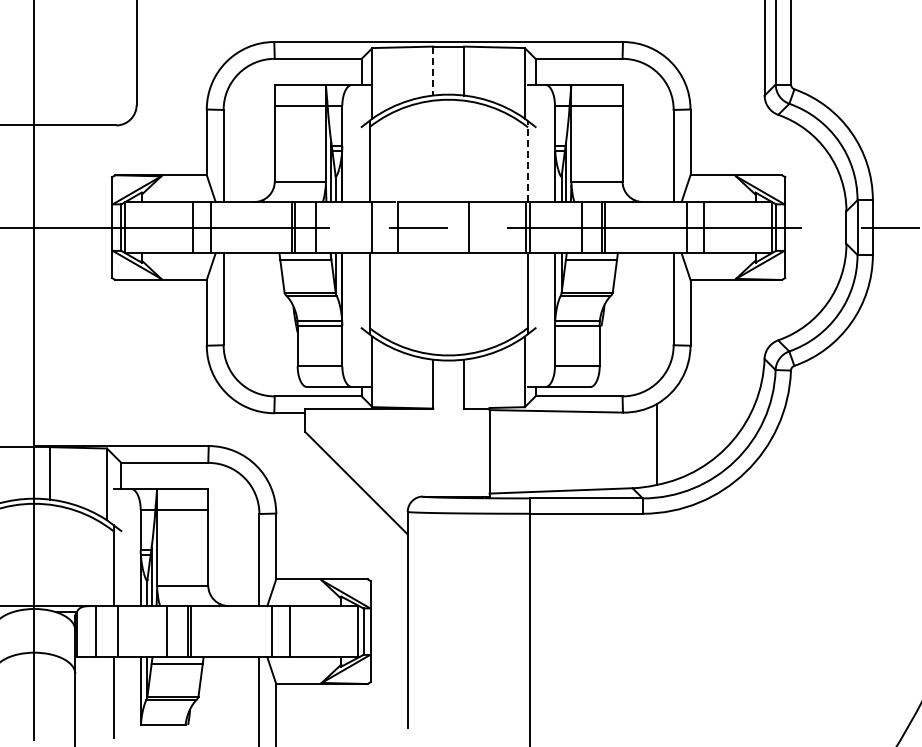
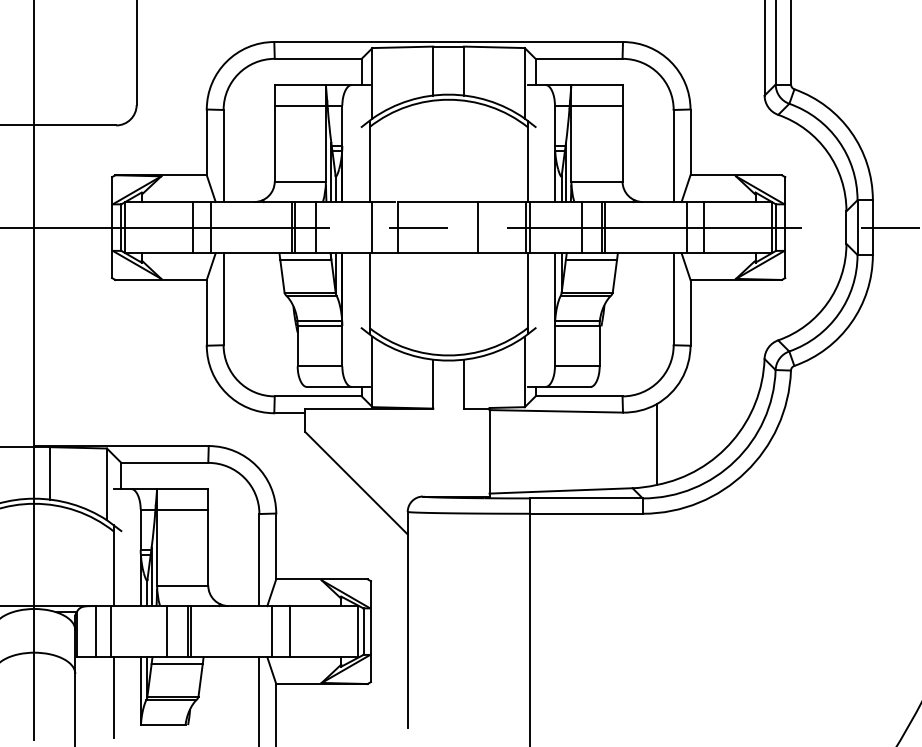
line: dashed -> solid (433, 71)
line: dashed -> solid (528, 161)
line position: (468, 227) -> (477, 227) (477, 227)
line position: (117, 631) -> (110, 631) (110, 631)
